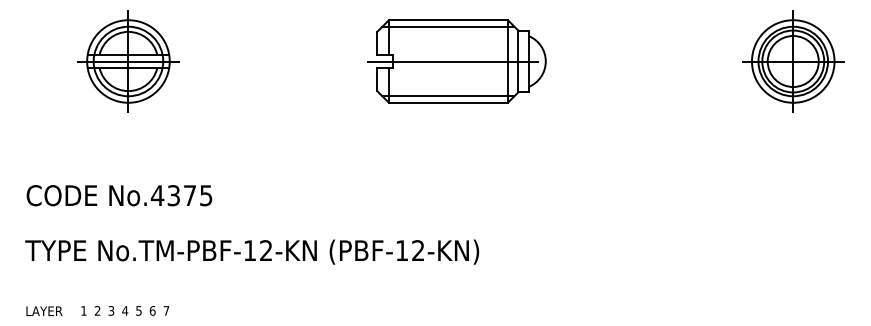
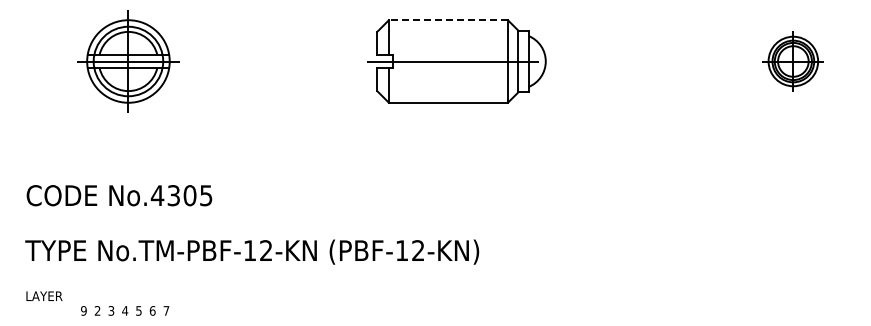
line: solid -> dashed (448, 20)
line: present -> none (448, 26)
part size: 103x103 px -> 62x61 px (792, 61)
line: present -> none (448, 96)
text: No.4375 -> No.4305 (189, 195)
text position: (44, 310) -> (44, 295) (44, 295)
text: 1 -> 9 (83, 310)
